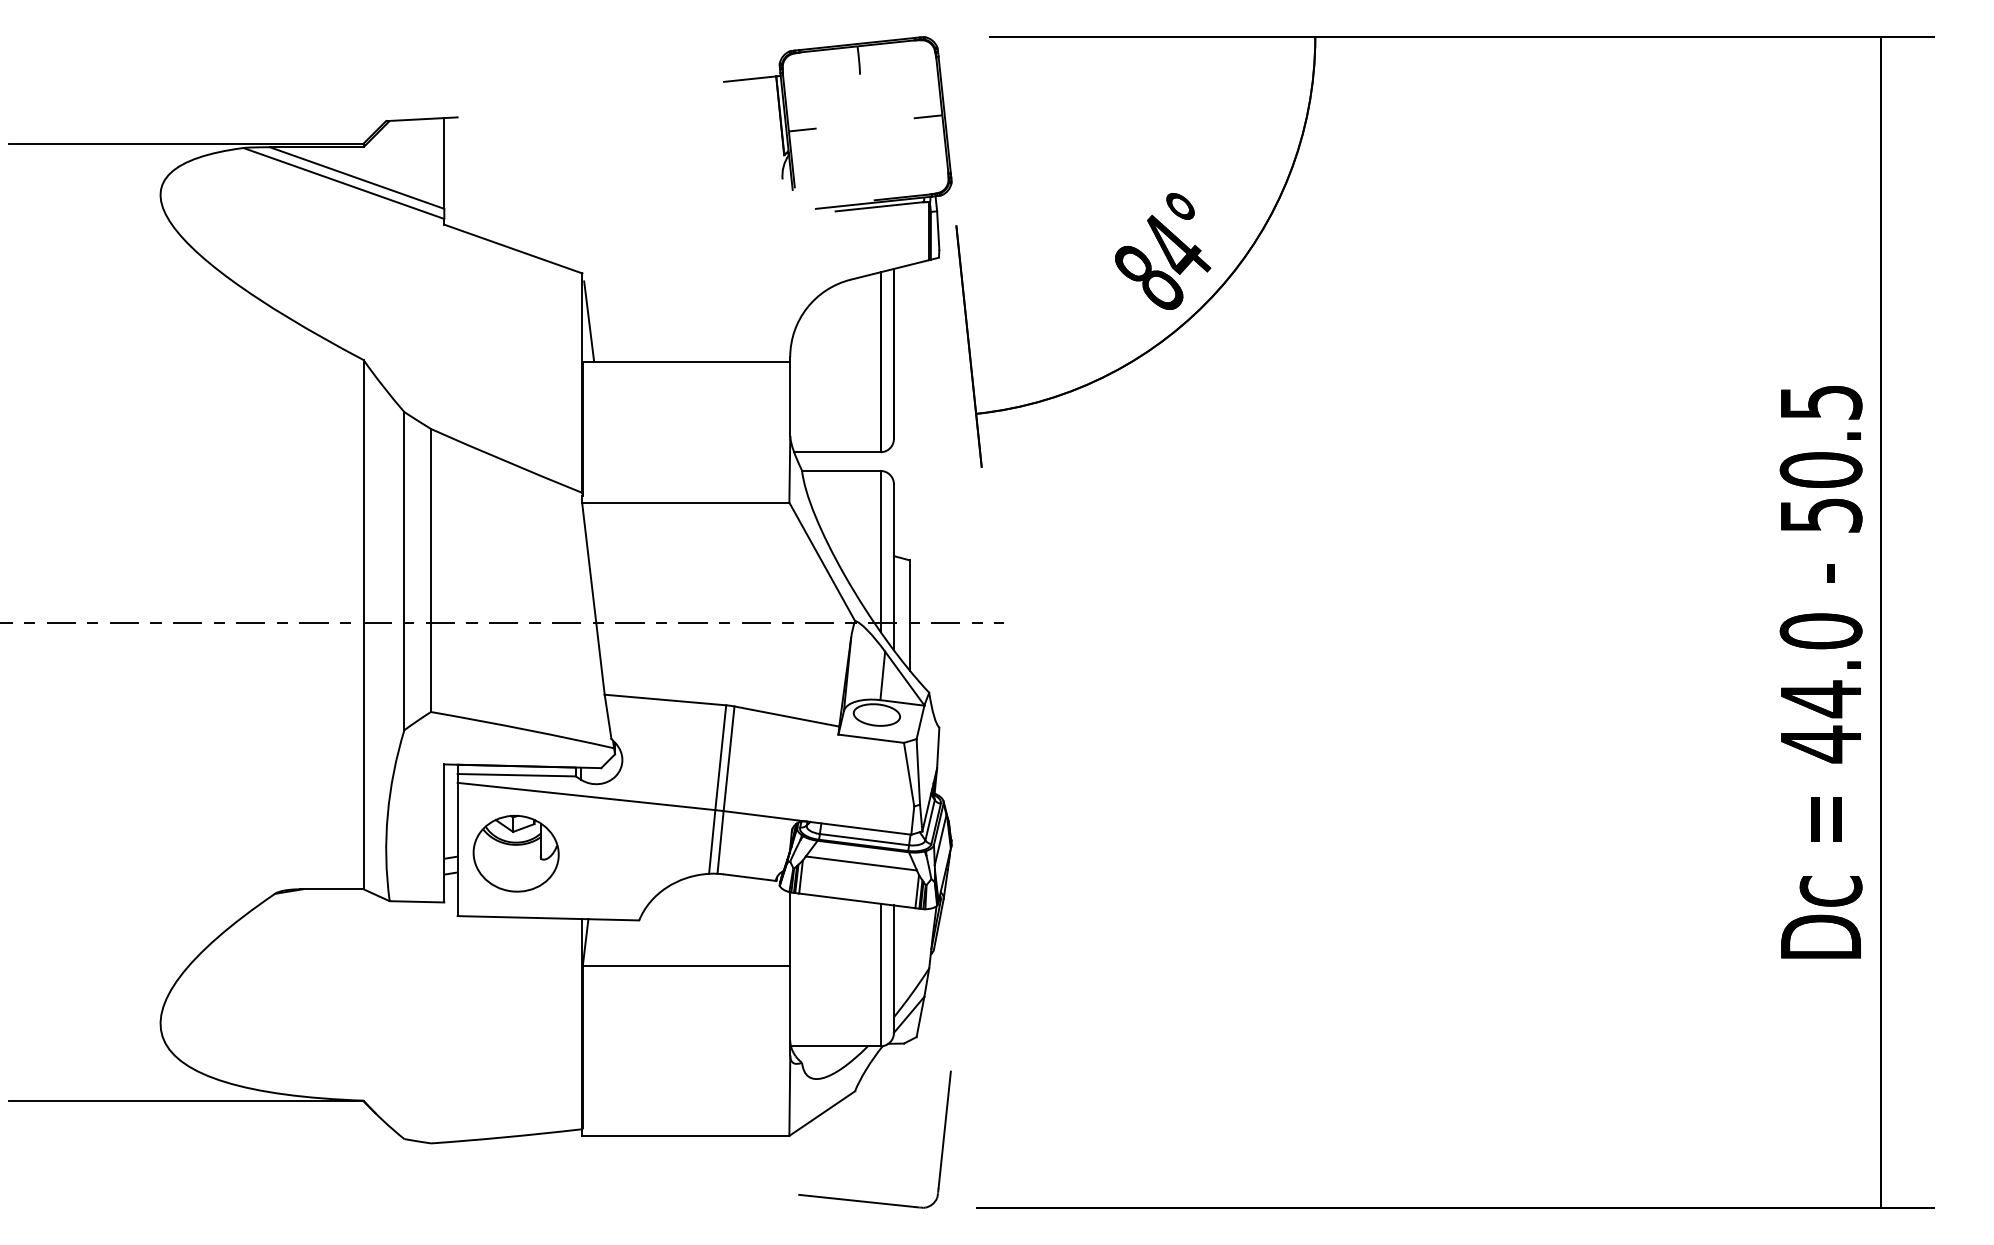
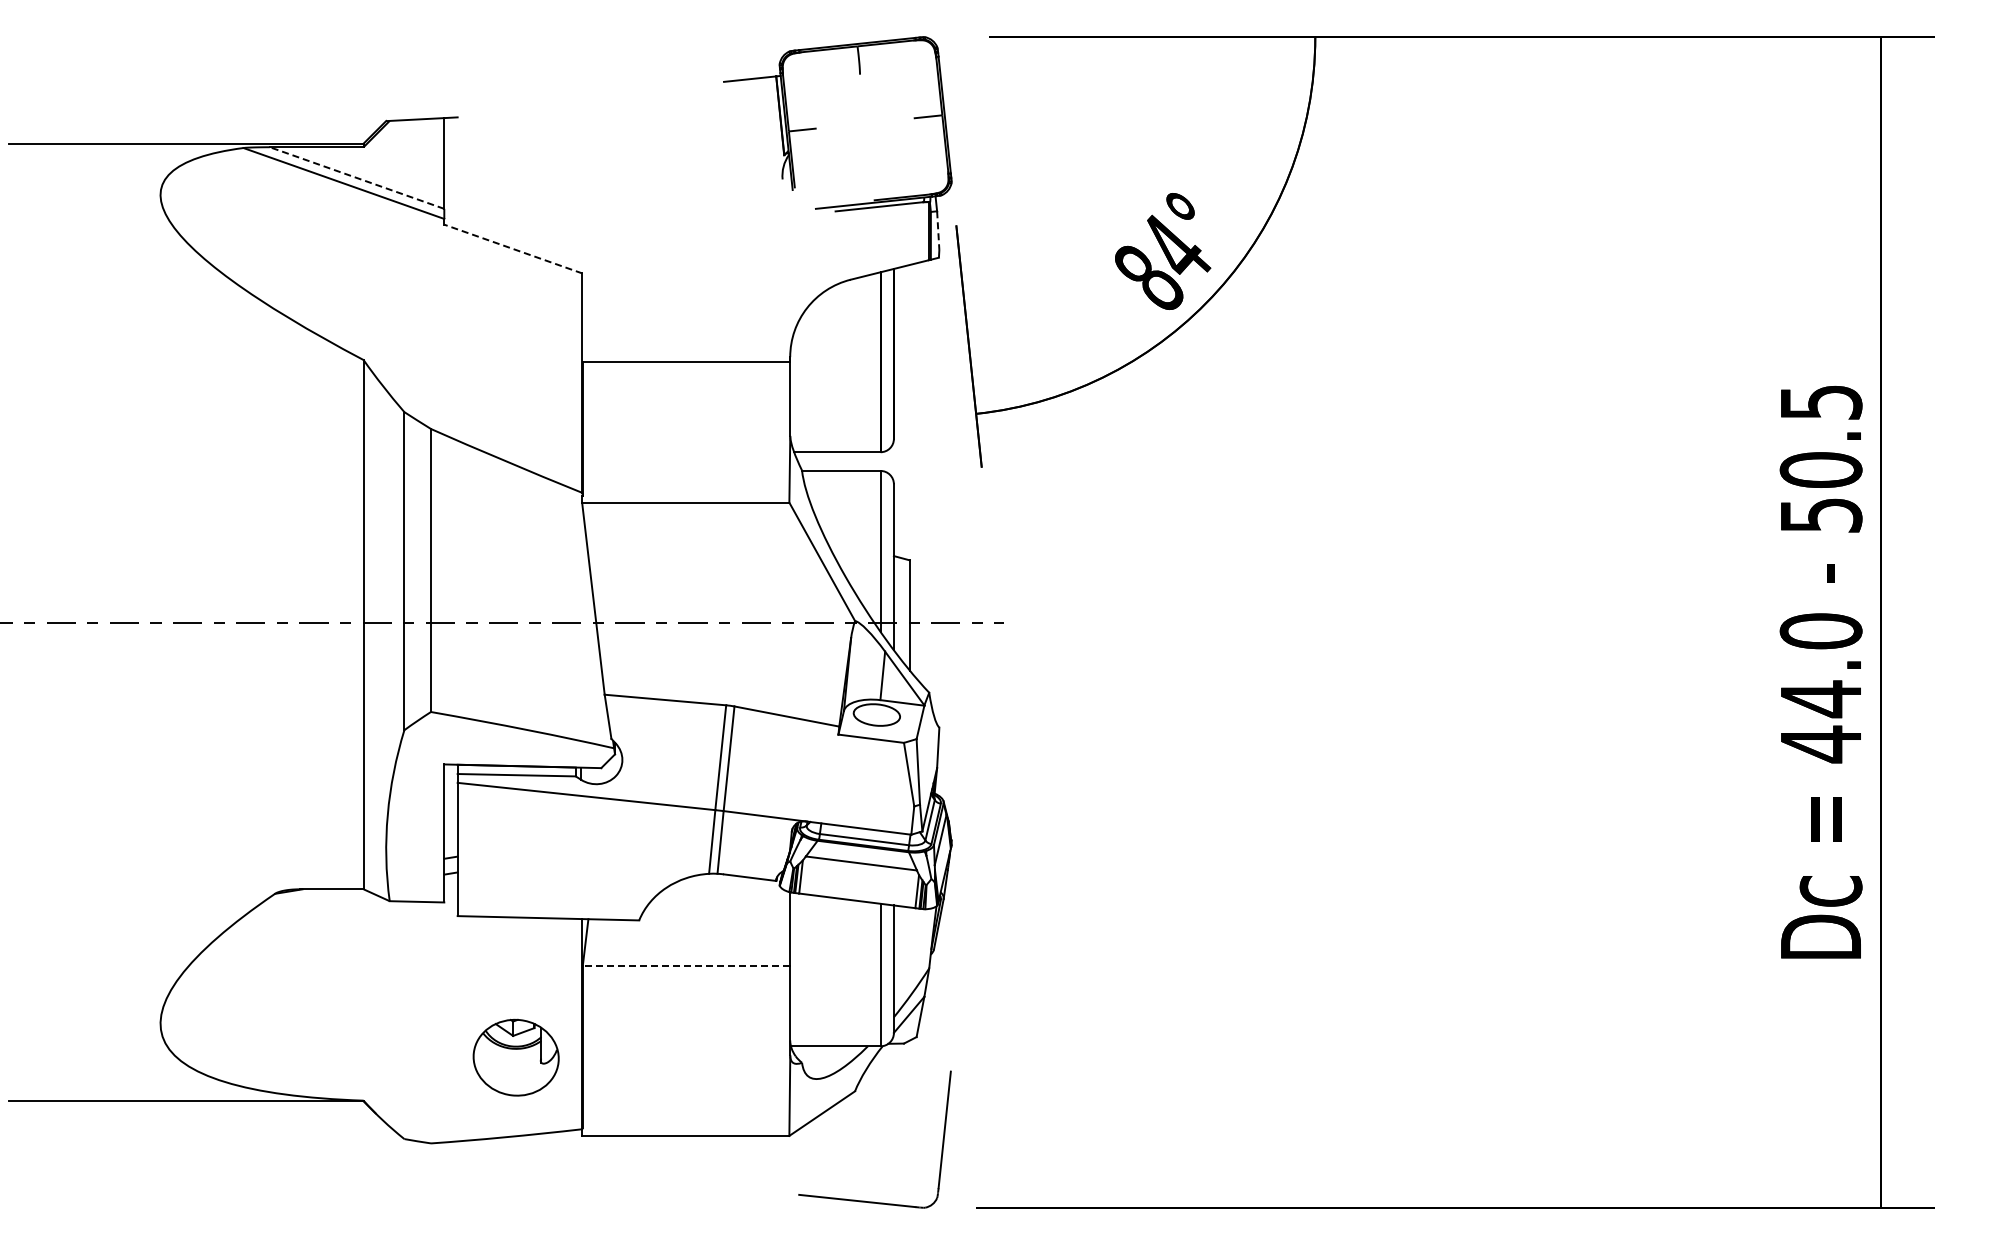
line: solid -> dashed (357, 178)
line: solid -> dashed (938, 231)
line: solid -> dashed (512, 248)
line: present -> none (589, 321)
part position: (515, 853) -> (515, 1057) (515, 1057)
line: solid -> dashed (686, 965)
